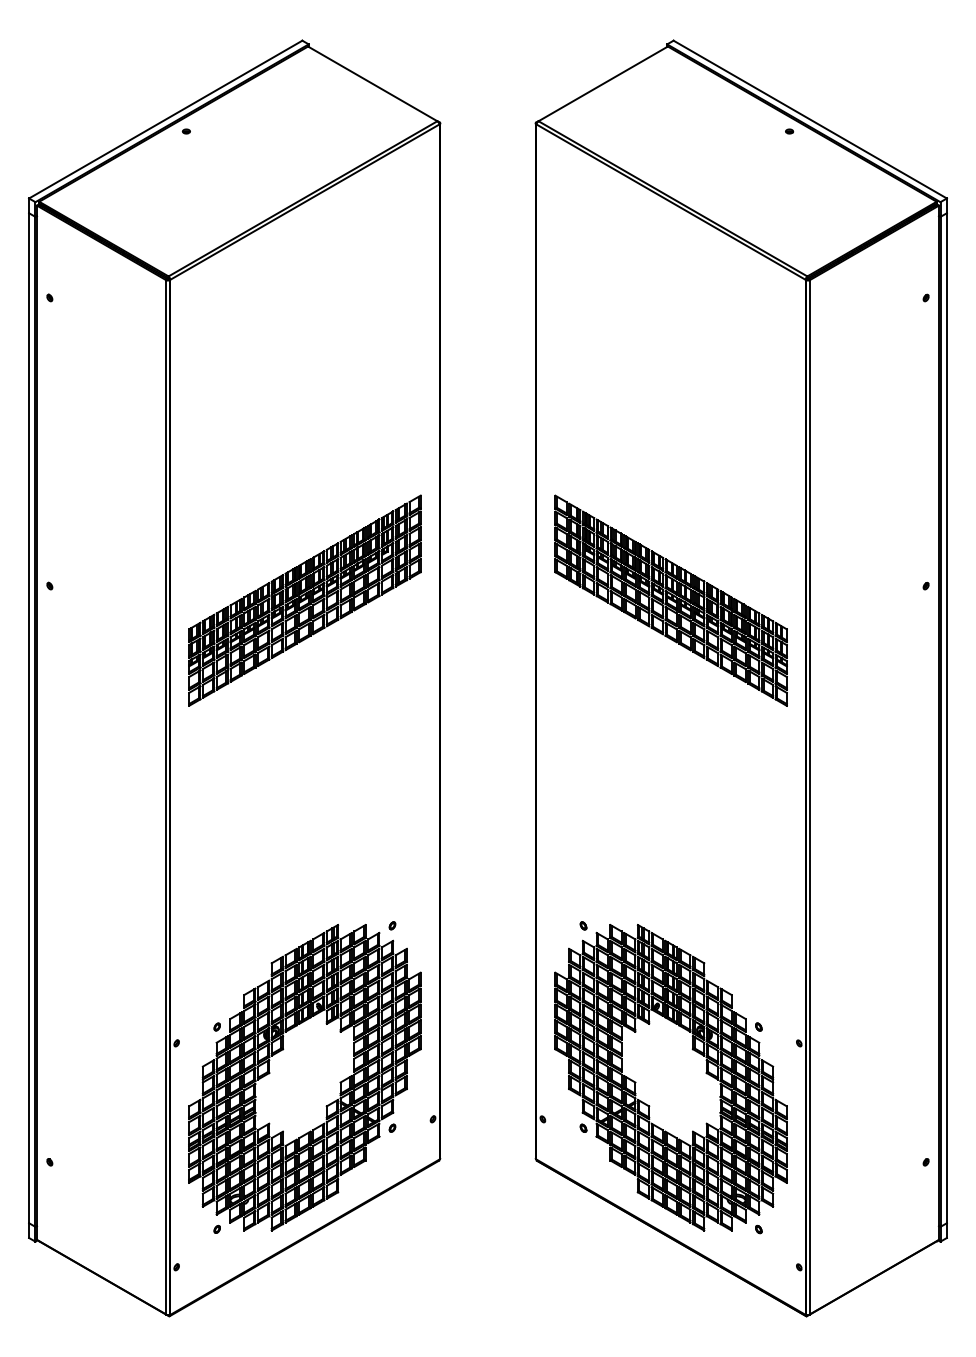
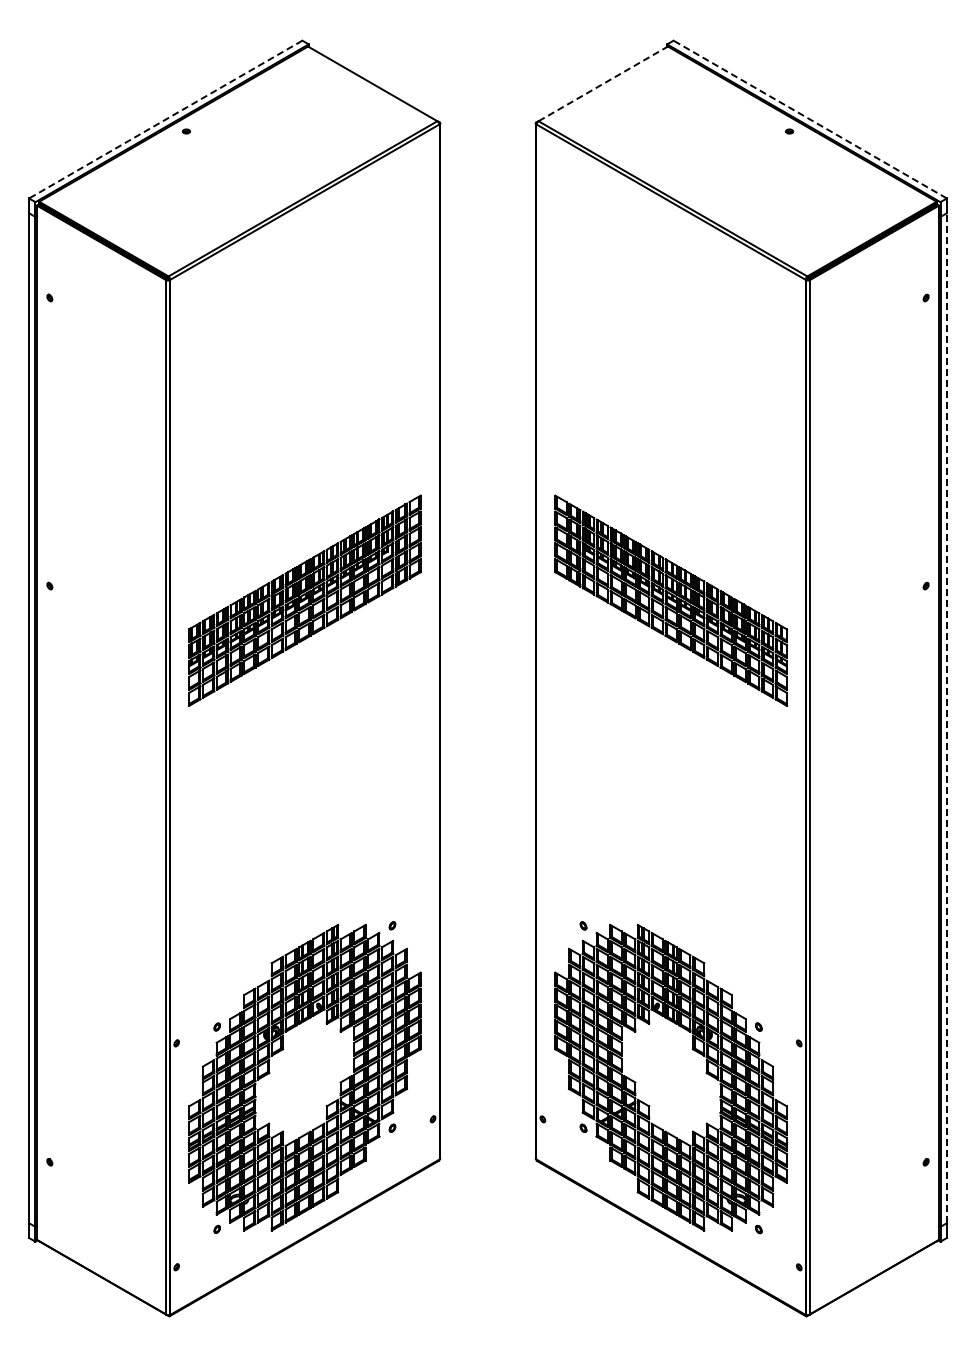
line: solid -> dashed (603, 83)
line: solid -> dashed (165, 119)
line: solid -> dashed (810, 119)
line: solid -> dashed (946, 718)
